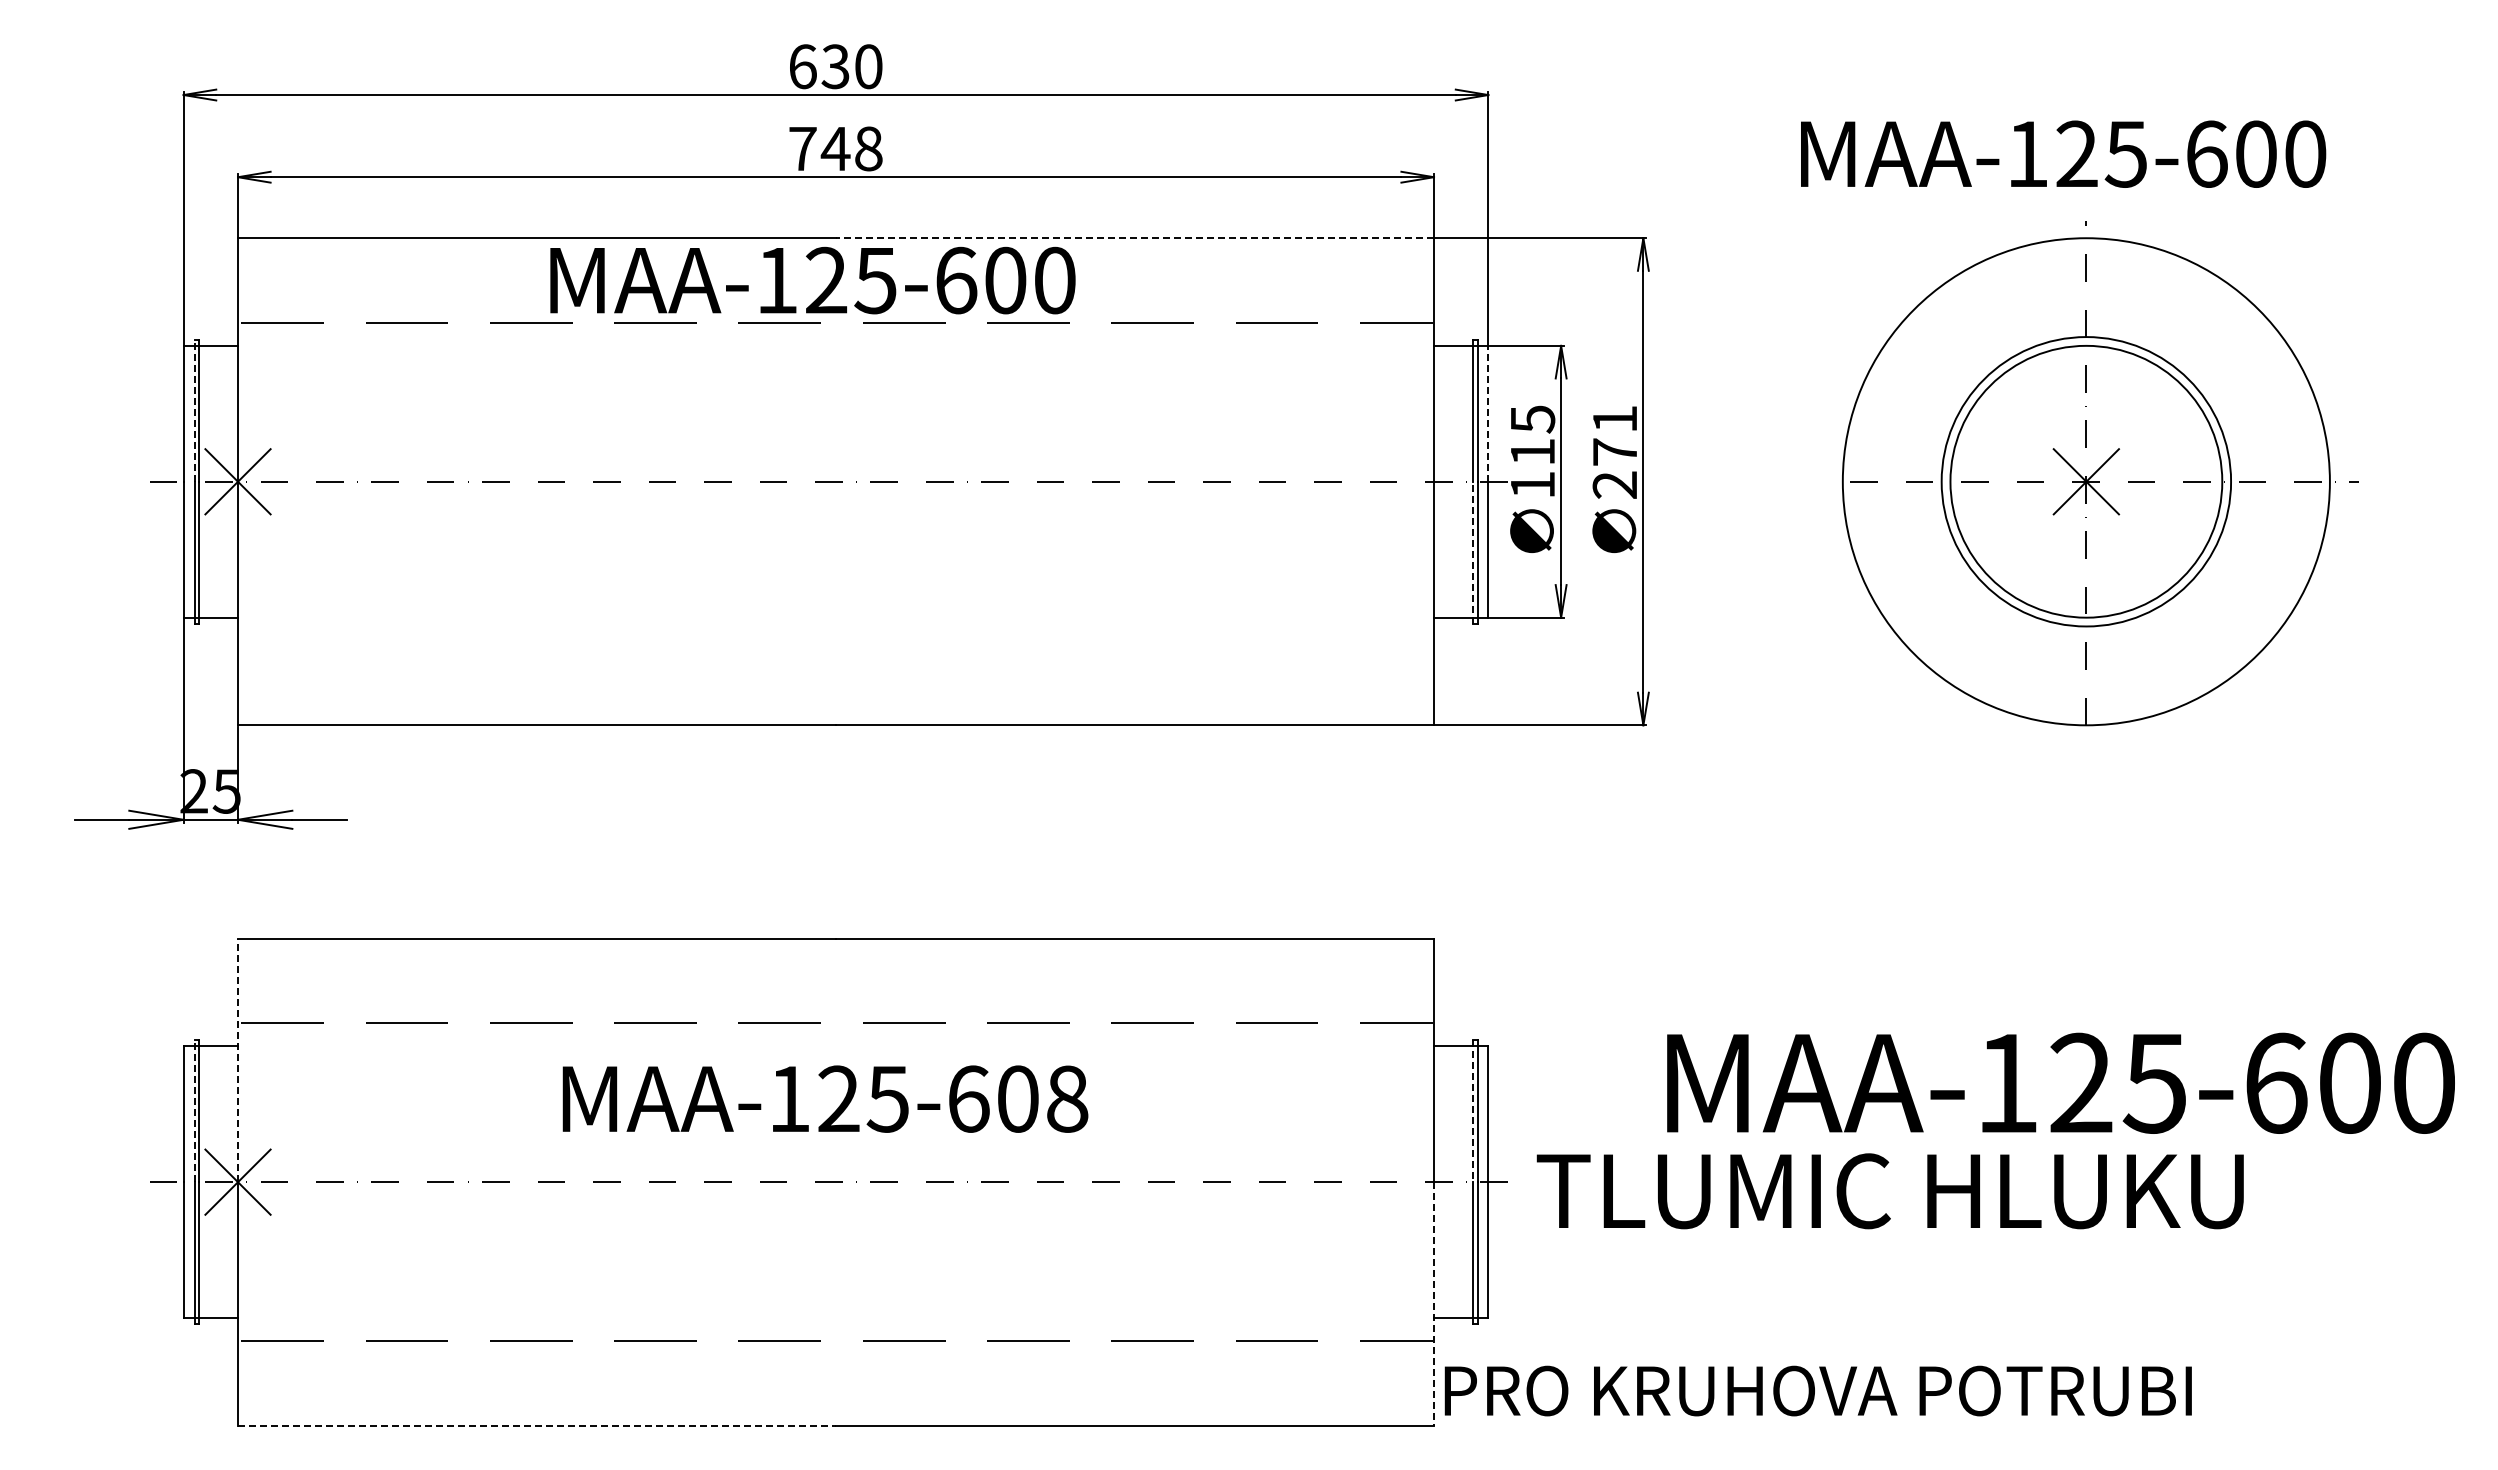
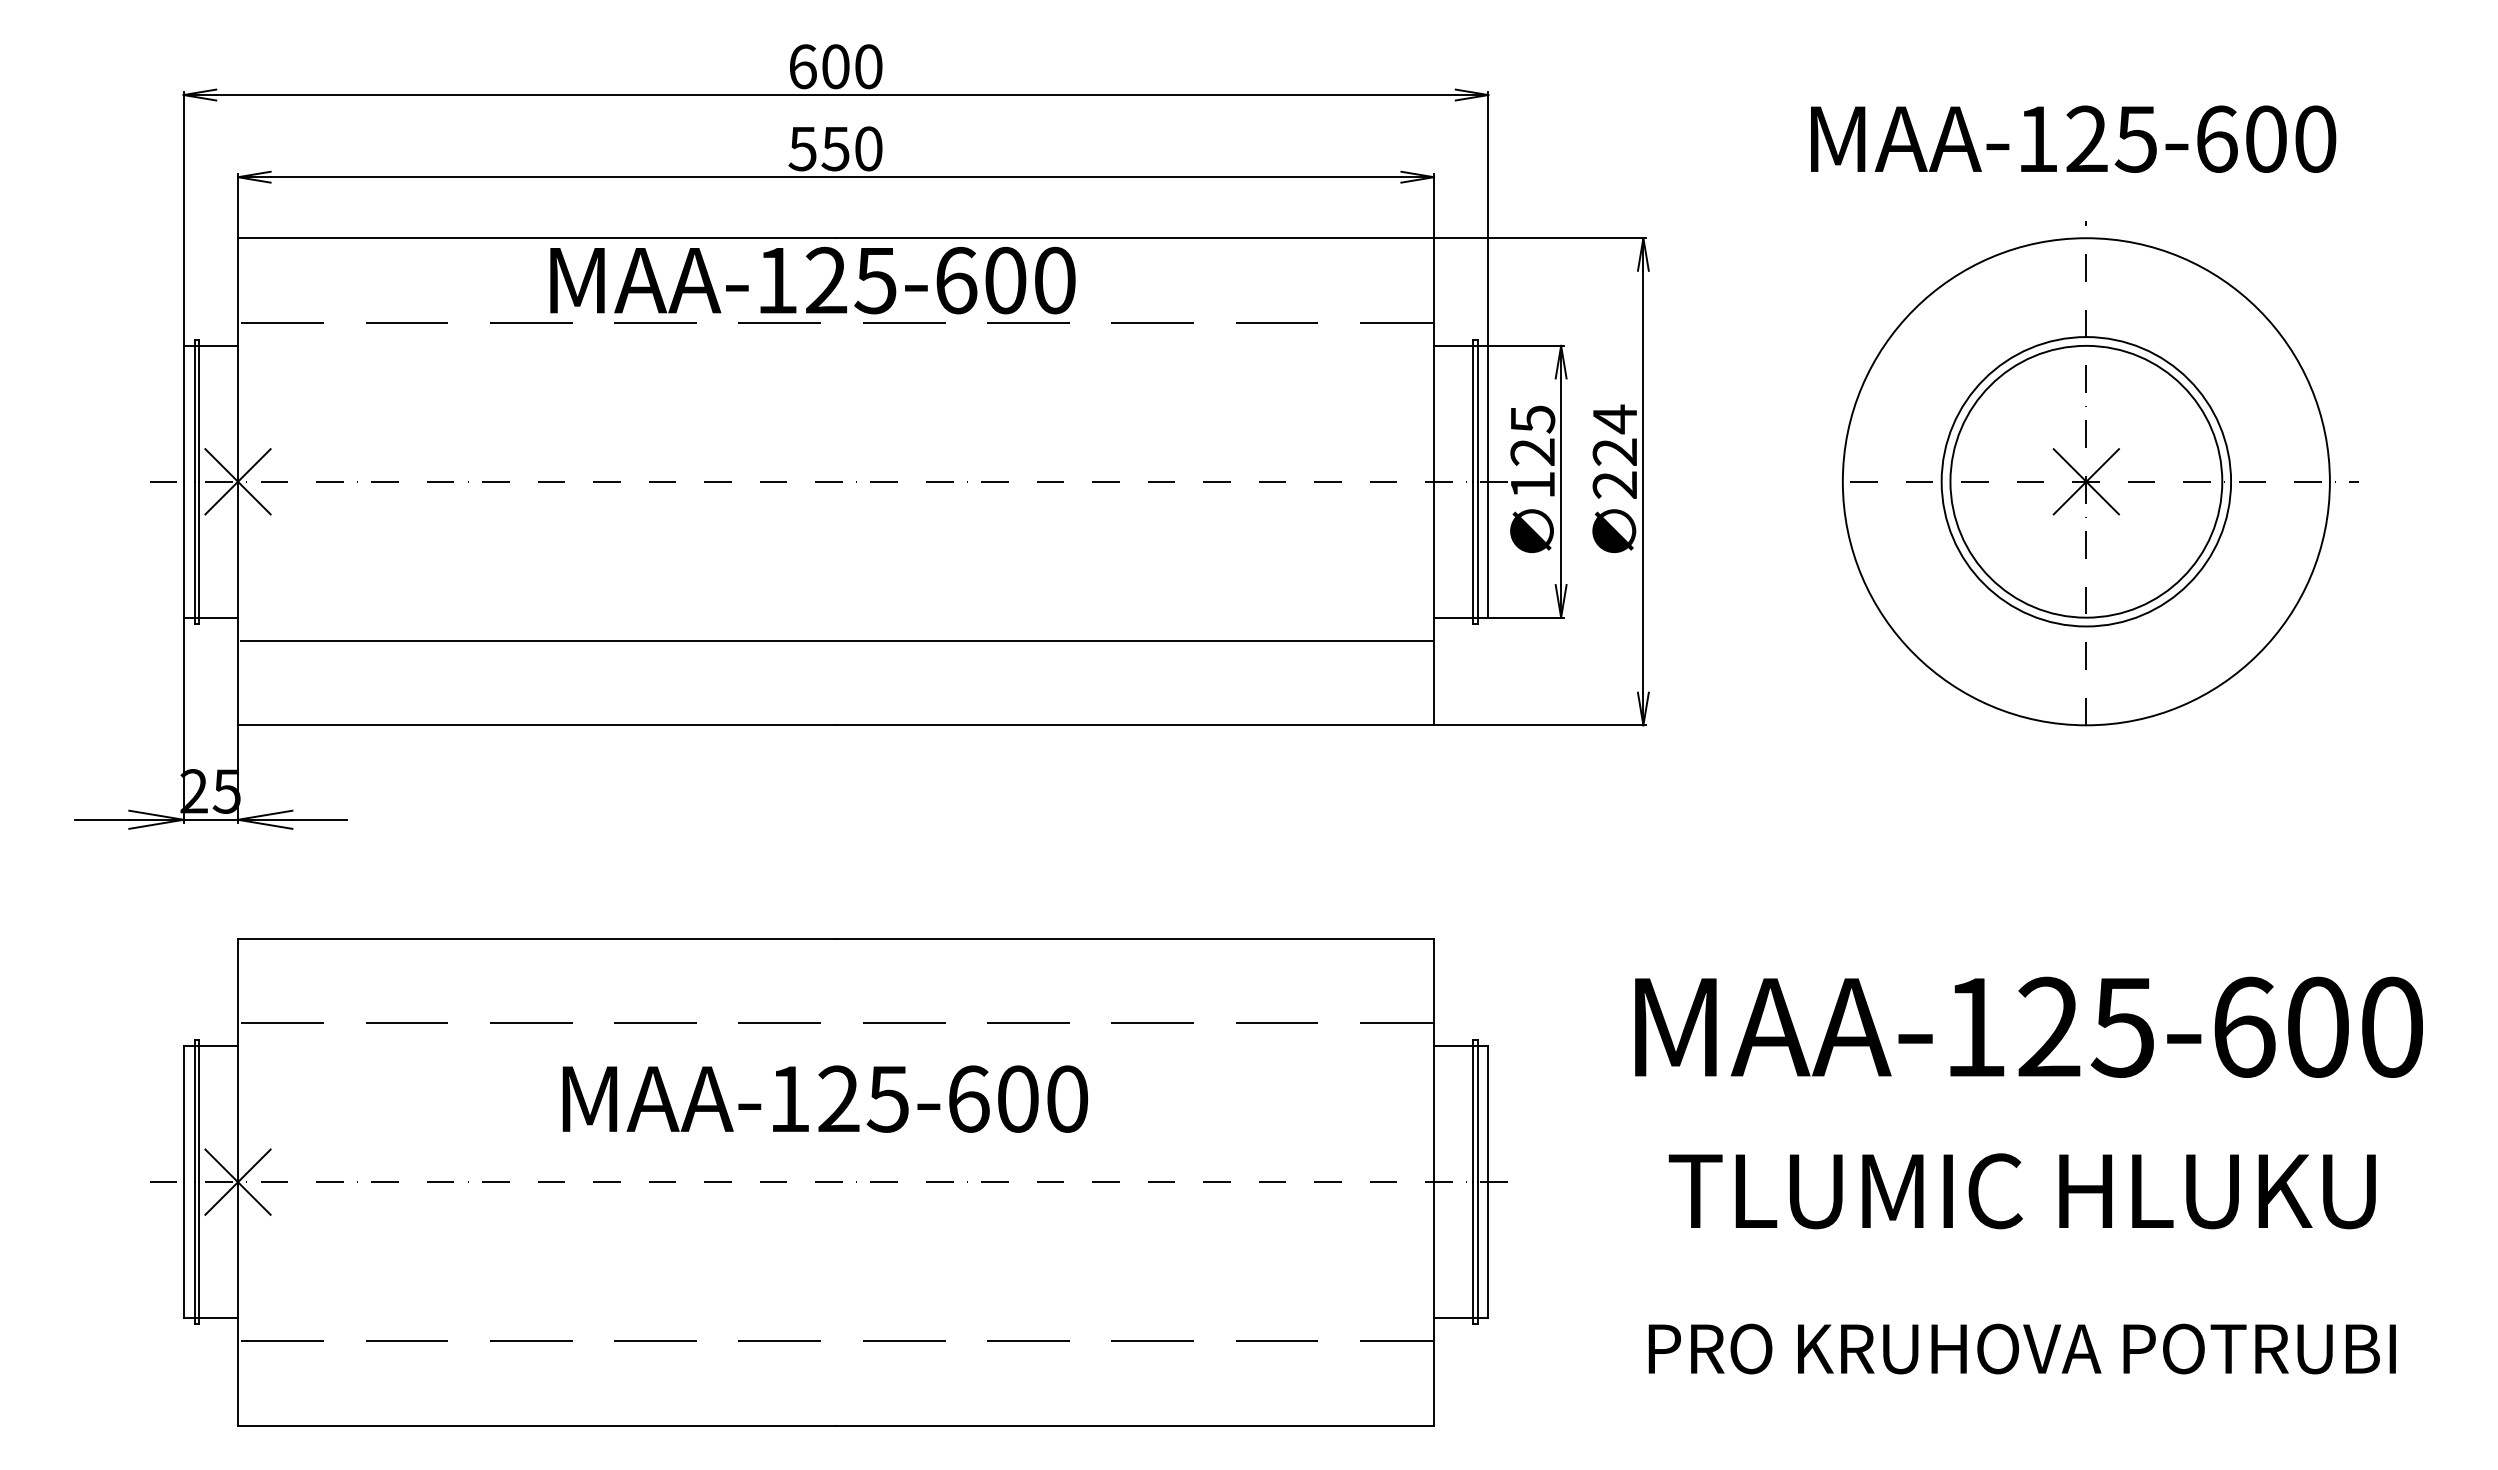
text: 630 -> 600 (835, 66)
text: 748 -> 550 (835, 148)
text position: (2063, 153) -> (2073, 138) (2073, 138)
line: dashed -> solid (1135, 238)
line: dashed -> solid (194, 410)
line: dashed -> solid (1488, 413)
text: 271 -> 224 (1614, 434)
text: 115 -> 125 (1532, 451)
line: dashed -> solid (1472, 552)
line: none -> present (836, 640)
line: dashed -> solid (238, 1060)
text position: (2060, 1082) -> (2028, 1026) (2028, 1026)
text: MAA-125-608 -> MAA-125-600 (1067, 1098)
line: dashed -> solid (194, 1110)
line: dashed -> solid (1472, 1111)
text position: (1889, 1191) -> (2021, 1191) (2021, 1191)
line: dashed -> solid (1434, 1303)
text position: (1817, 1390) -> (2021, 1348) (2021, 1348)
line: dashed -> solid (537, 1425)
